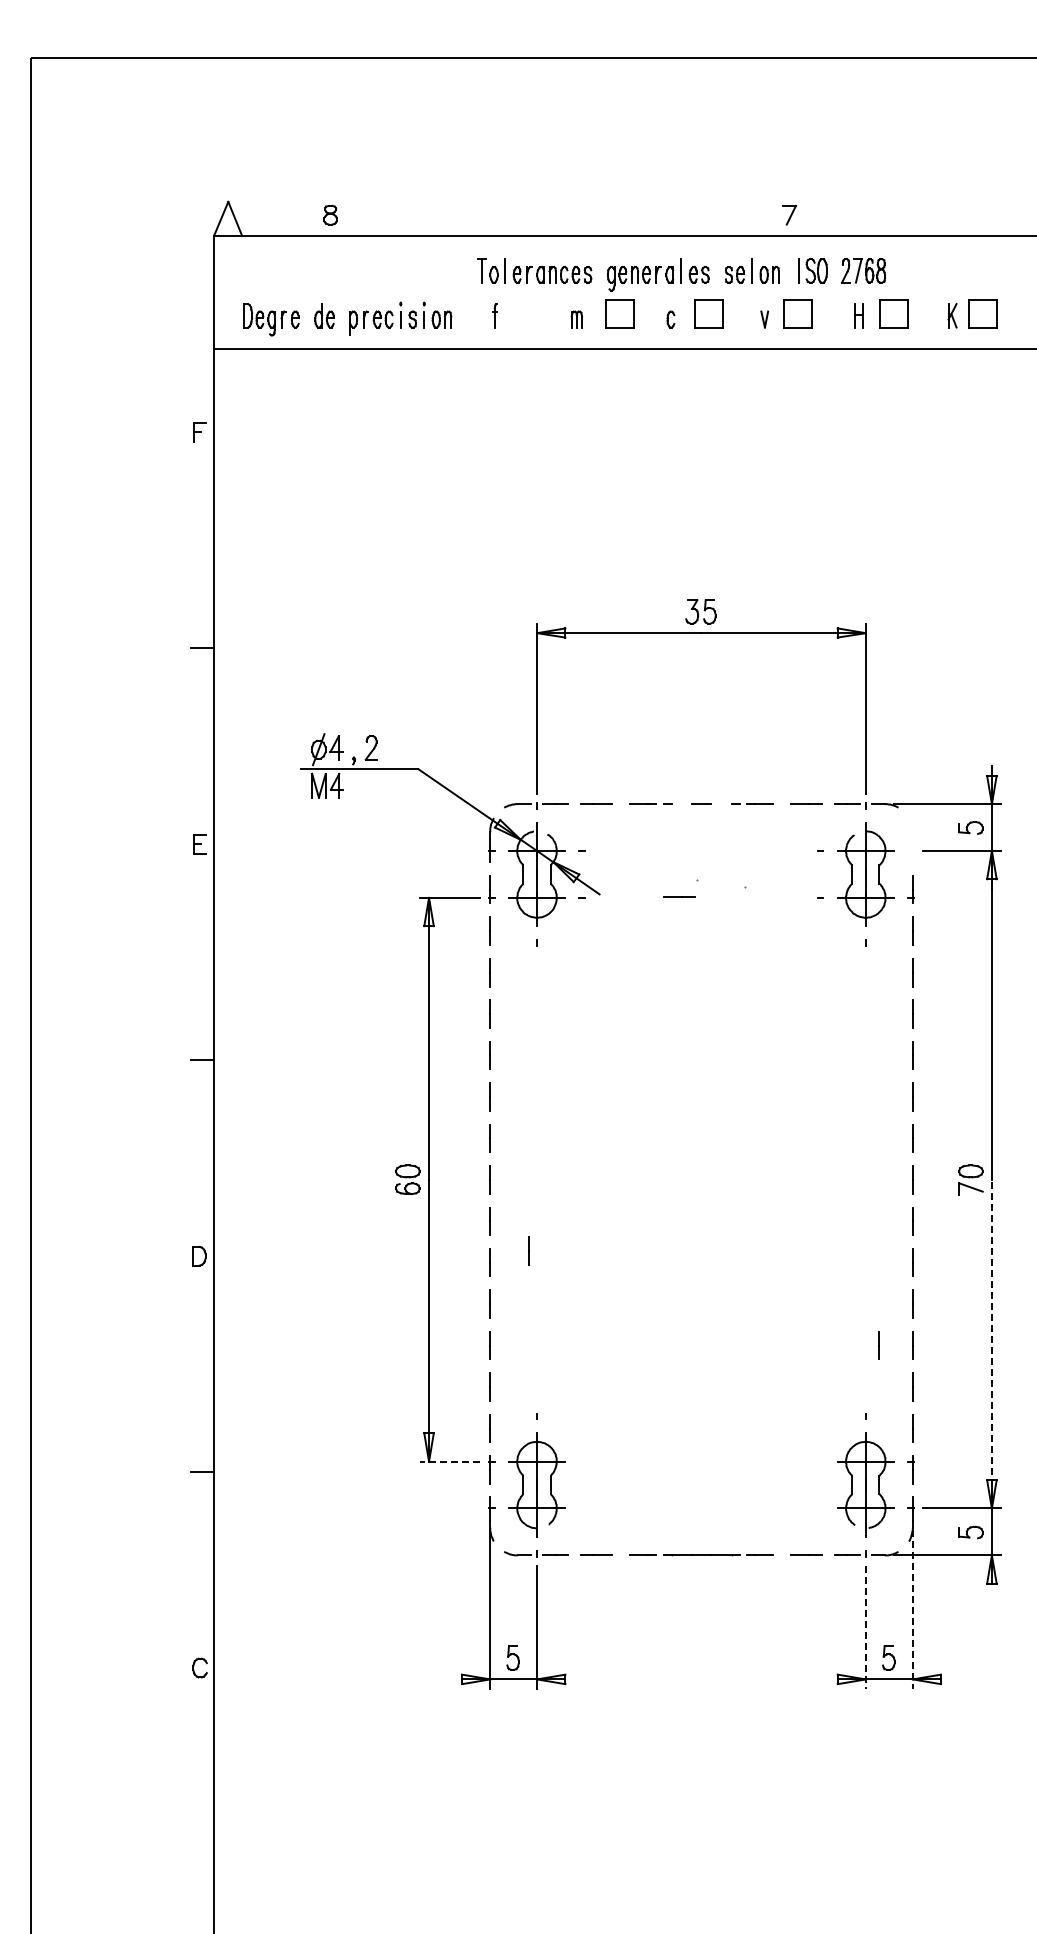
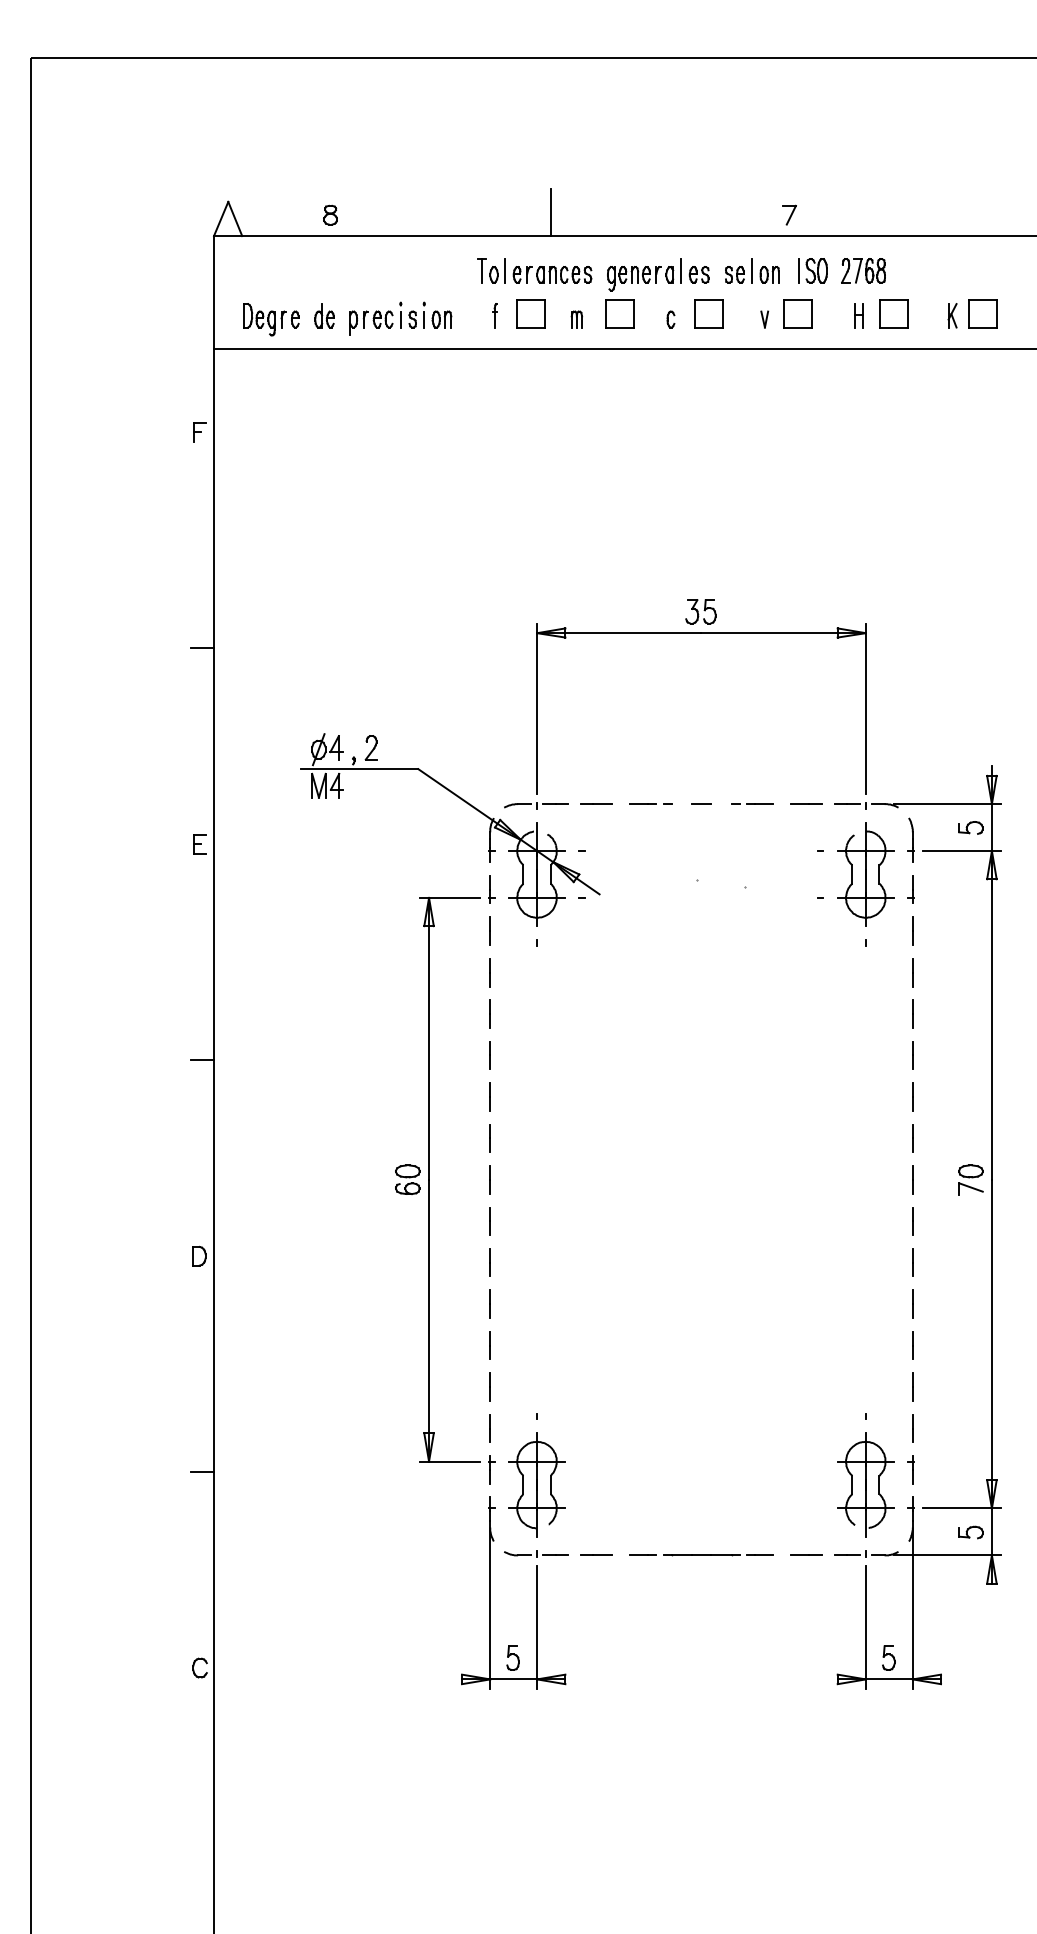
line: none -> present (551, 212)
part: none -> present (530, 313)
part: none -> present (910, 839)
line: present -> none (679, 896)
line: present -> none (528, 1250)
line: dashed -> solid (991, 1343)
line: present -> none (878, 1345)
line: dashed -> solid (449, 1461)
line: dashed -> solid (912, 1610)
line: dashed -> solid (865, 1627)
